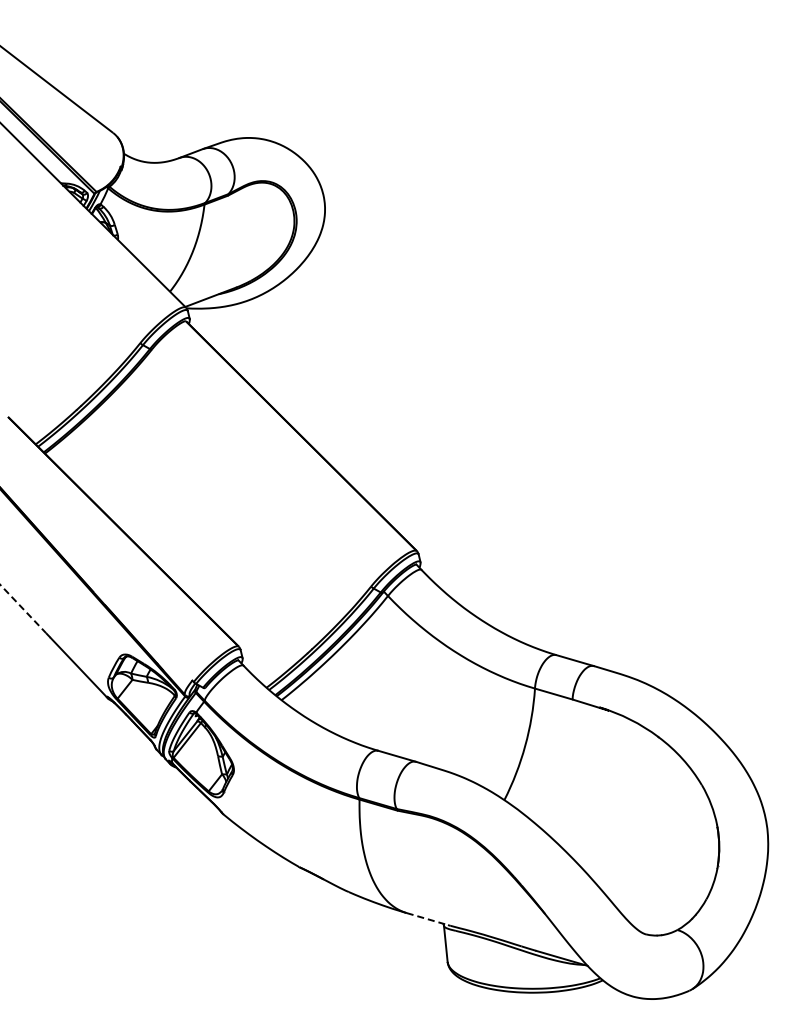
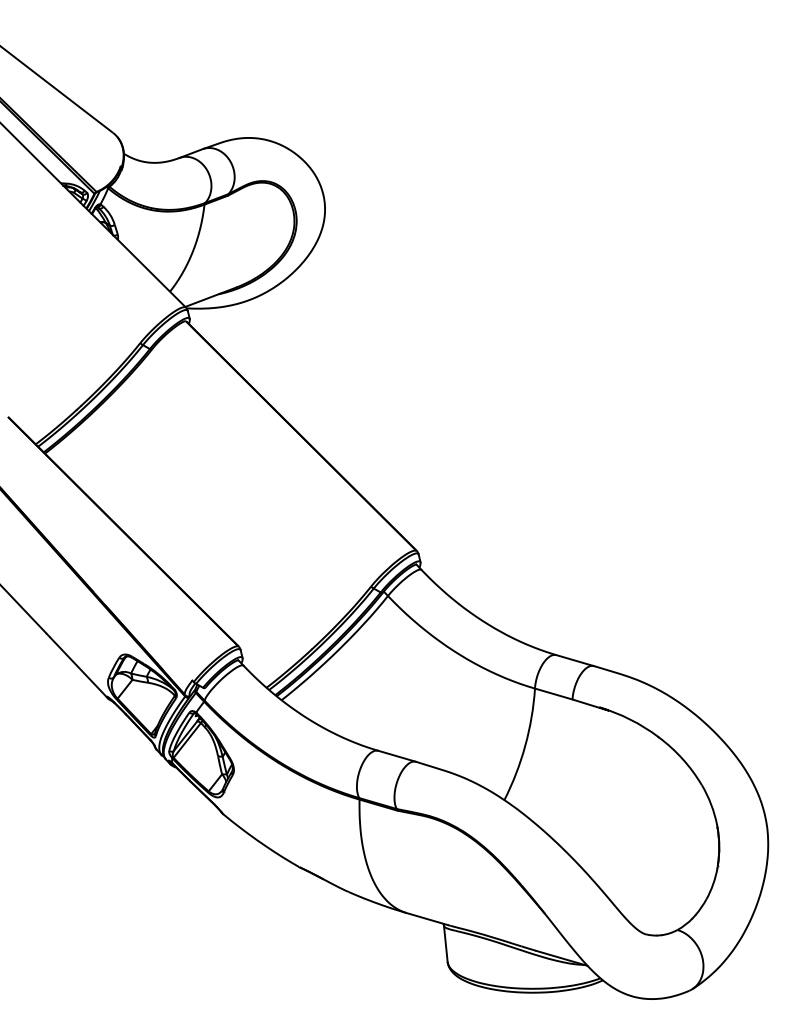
line: dashed -> solid (23, 609)
line: dashed -> solid (427, 919)
